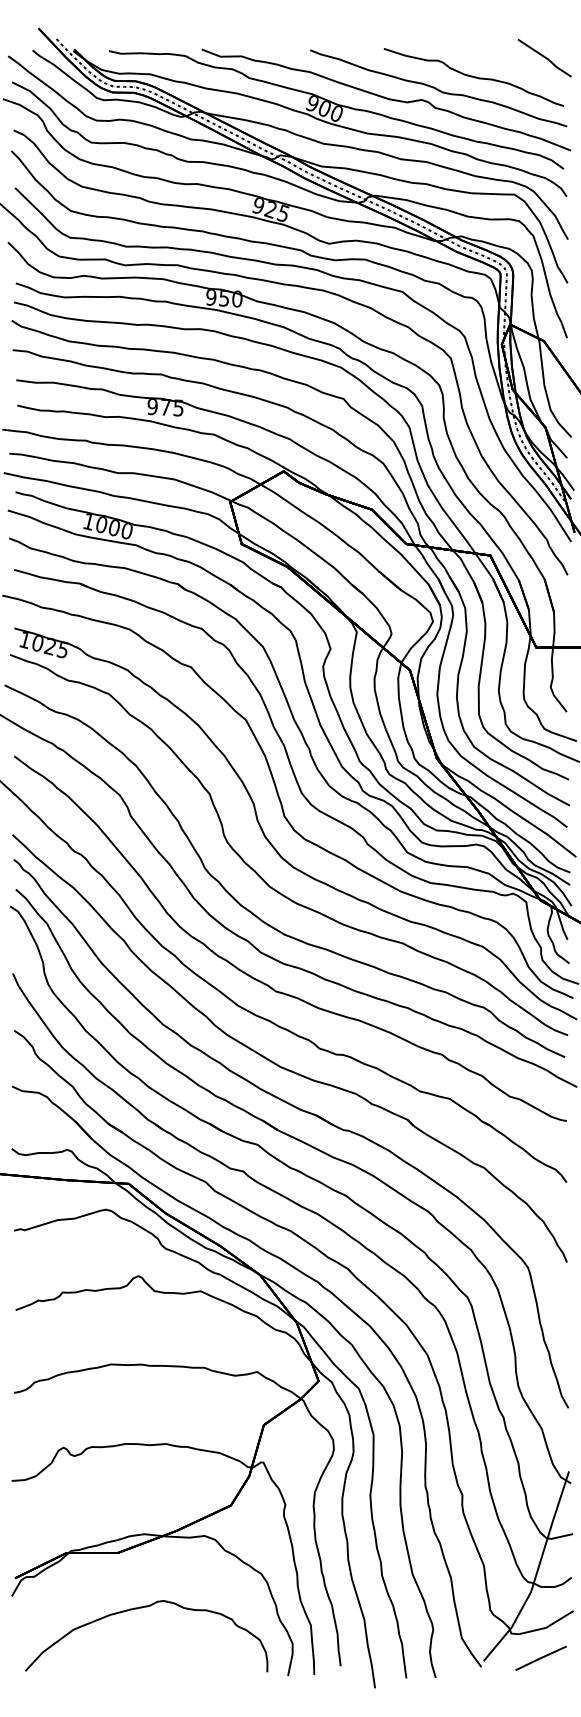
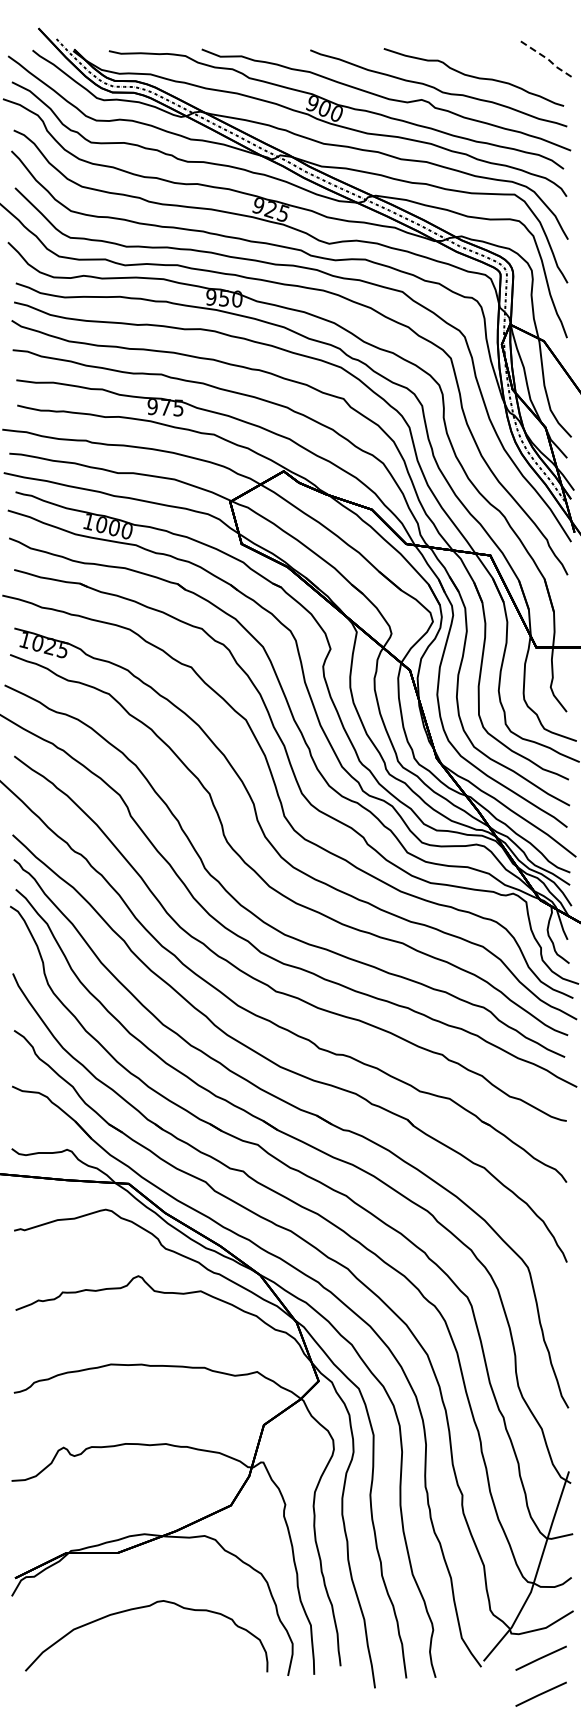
line: solid -> dashed (545, 57)
line: none -> present (540, 1693)
